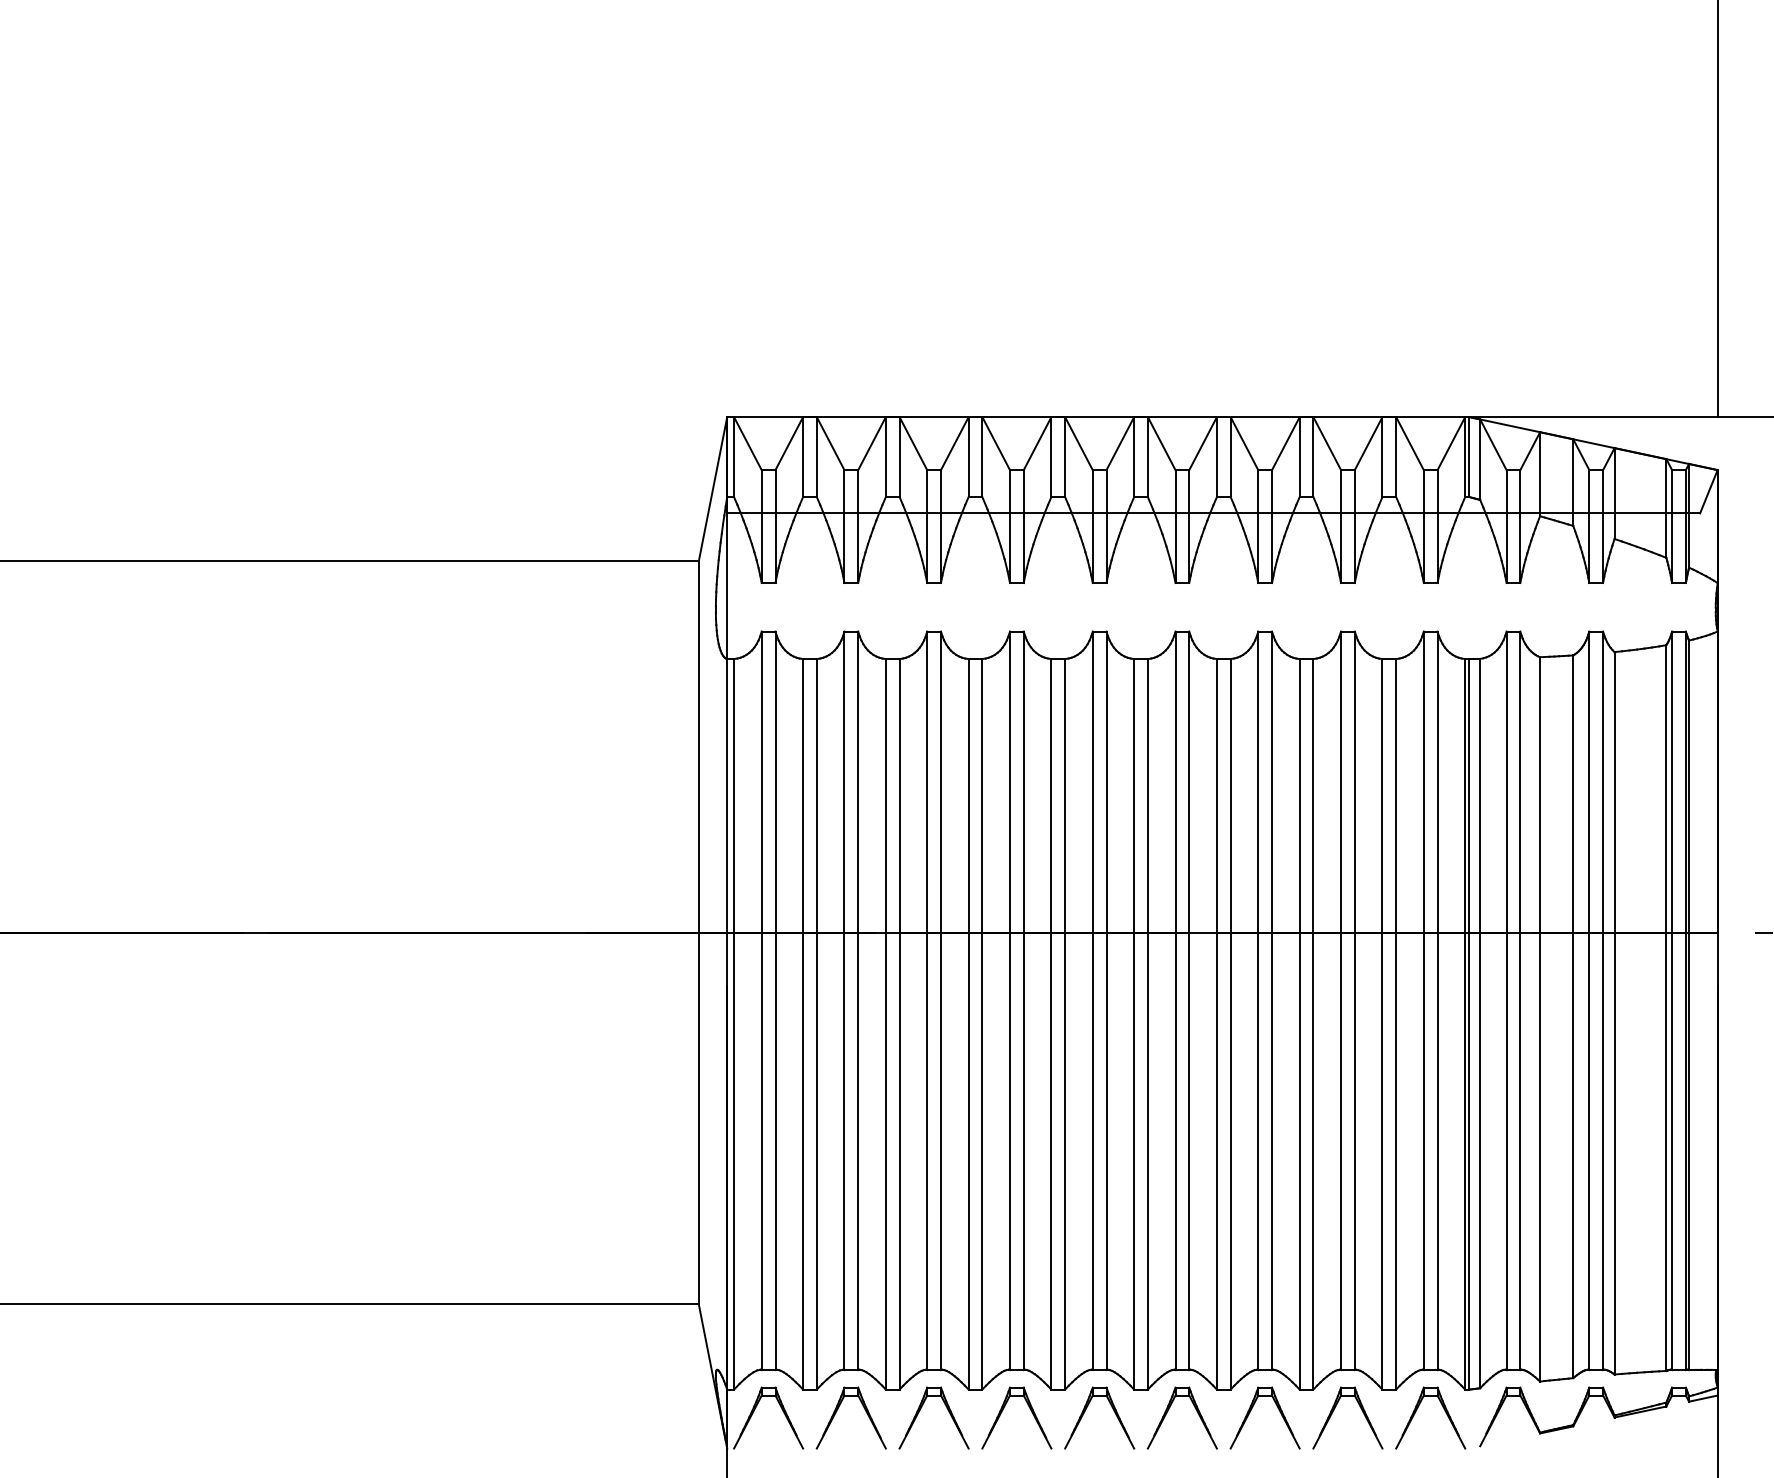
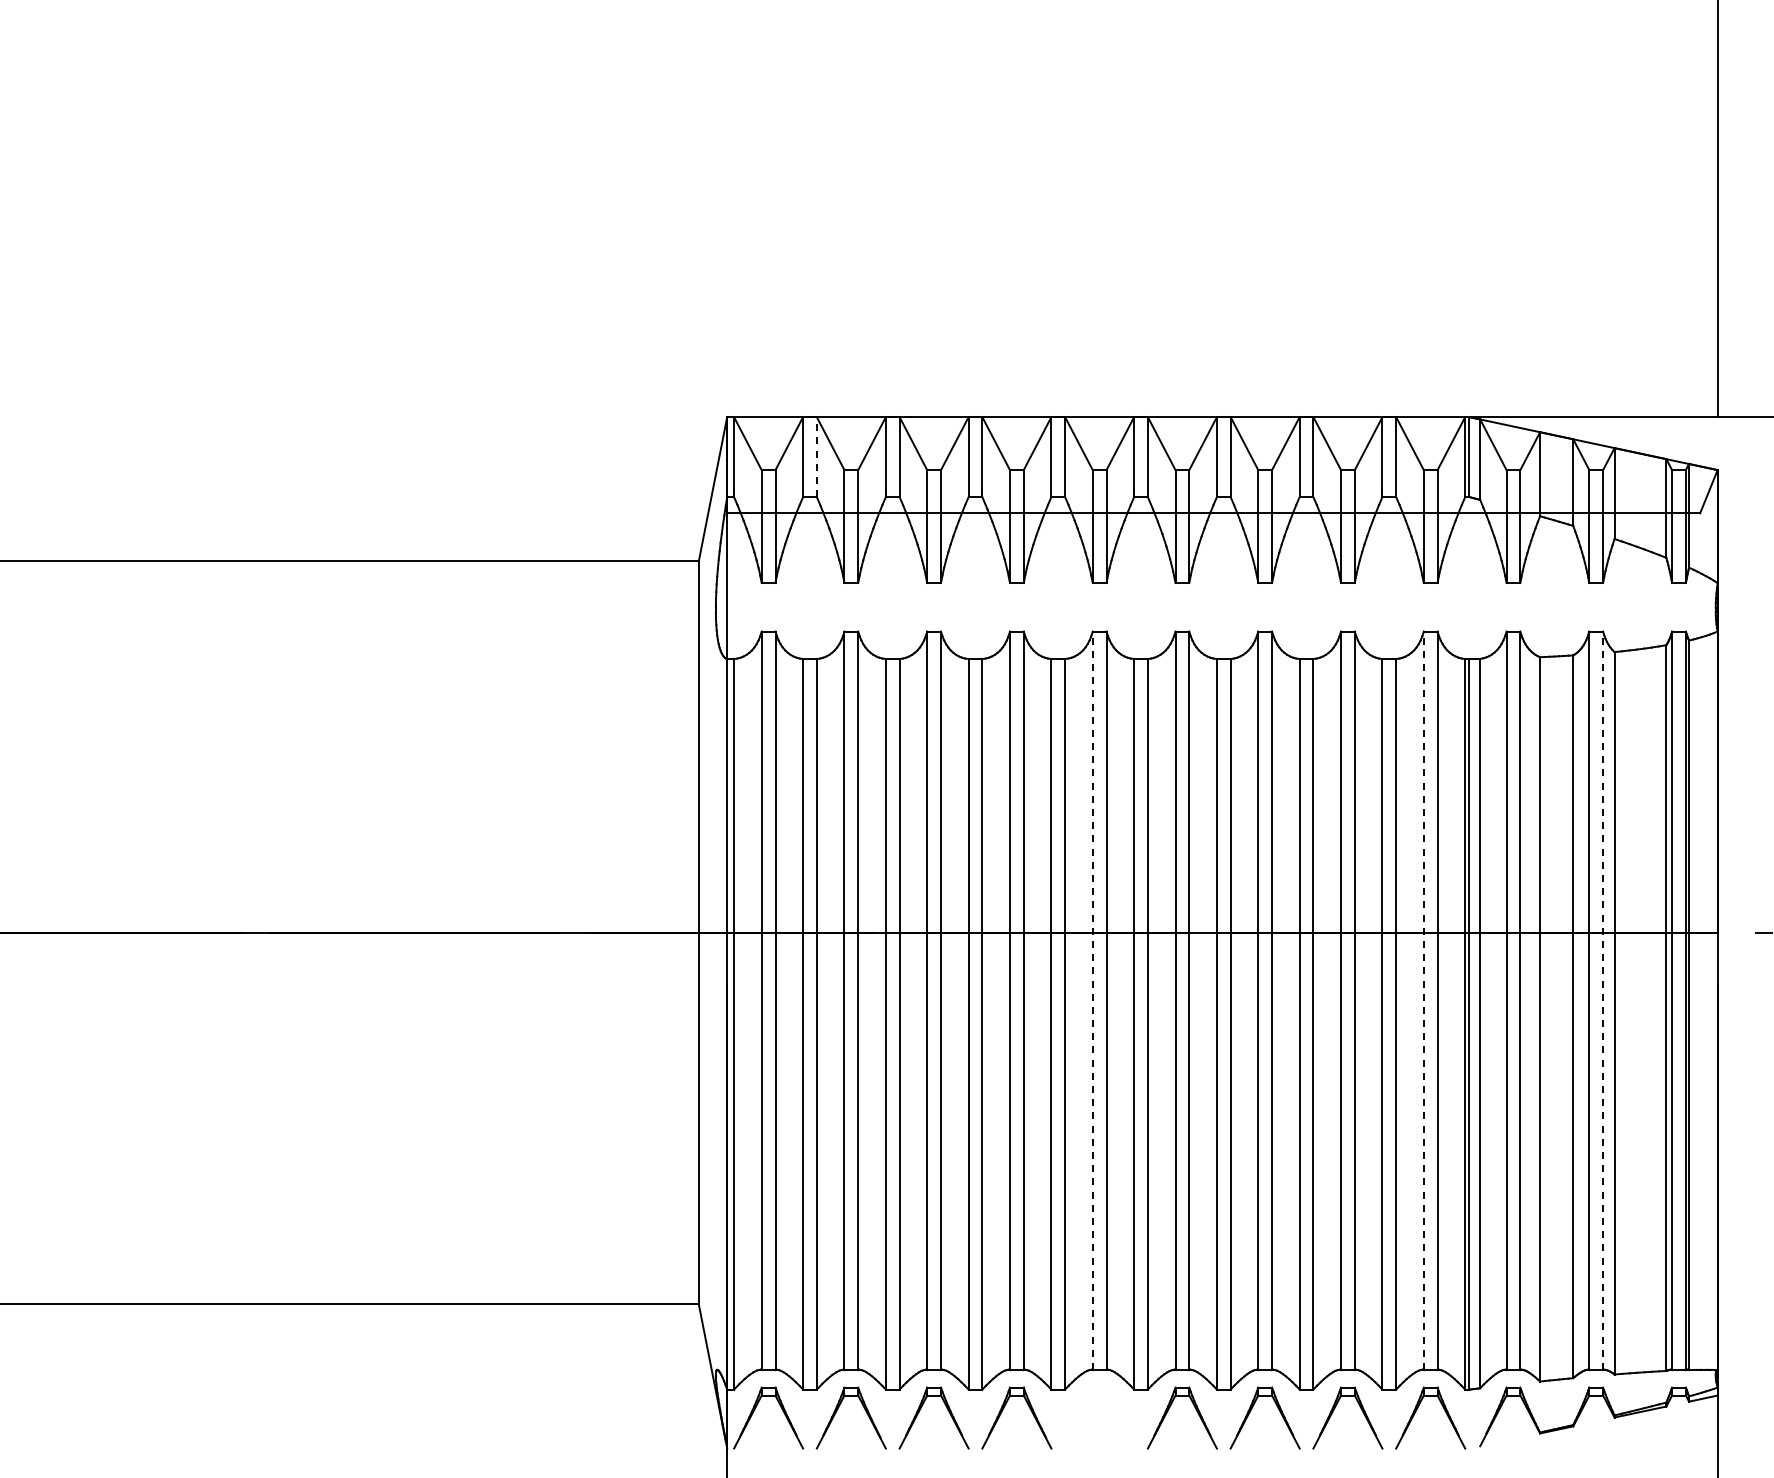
line: solid -> dashed (816, 457)
line: solid -> dashed (1092, 1000)
line: solid -> dashed (1423, 1000)
line: solid -> dashed (1603, 1000)
part: present -> none (1085, 1411)
